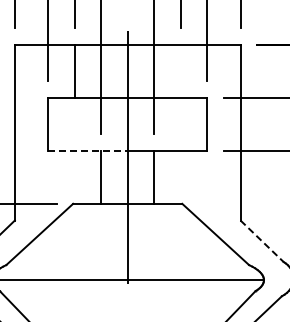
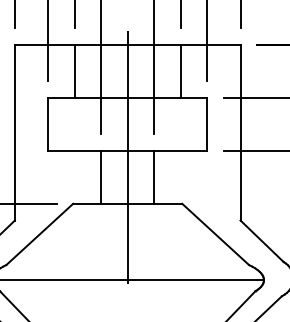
line: none -> present (180, 70)
line: dashed -> solid (87, 150)
line: dashed -> solid (262, 241)
